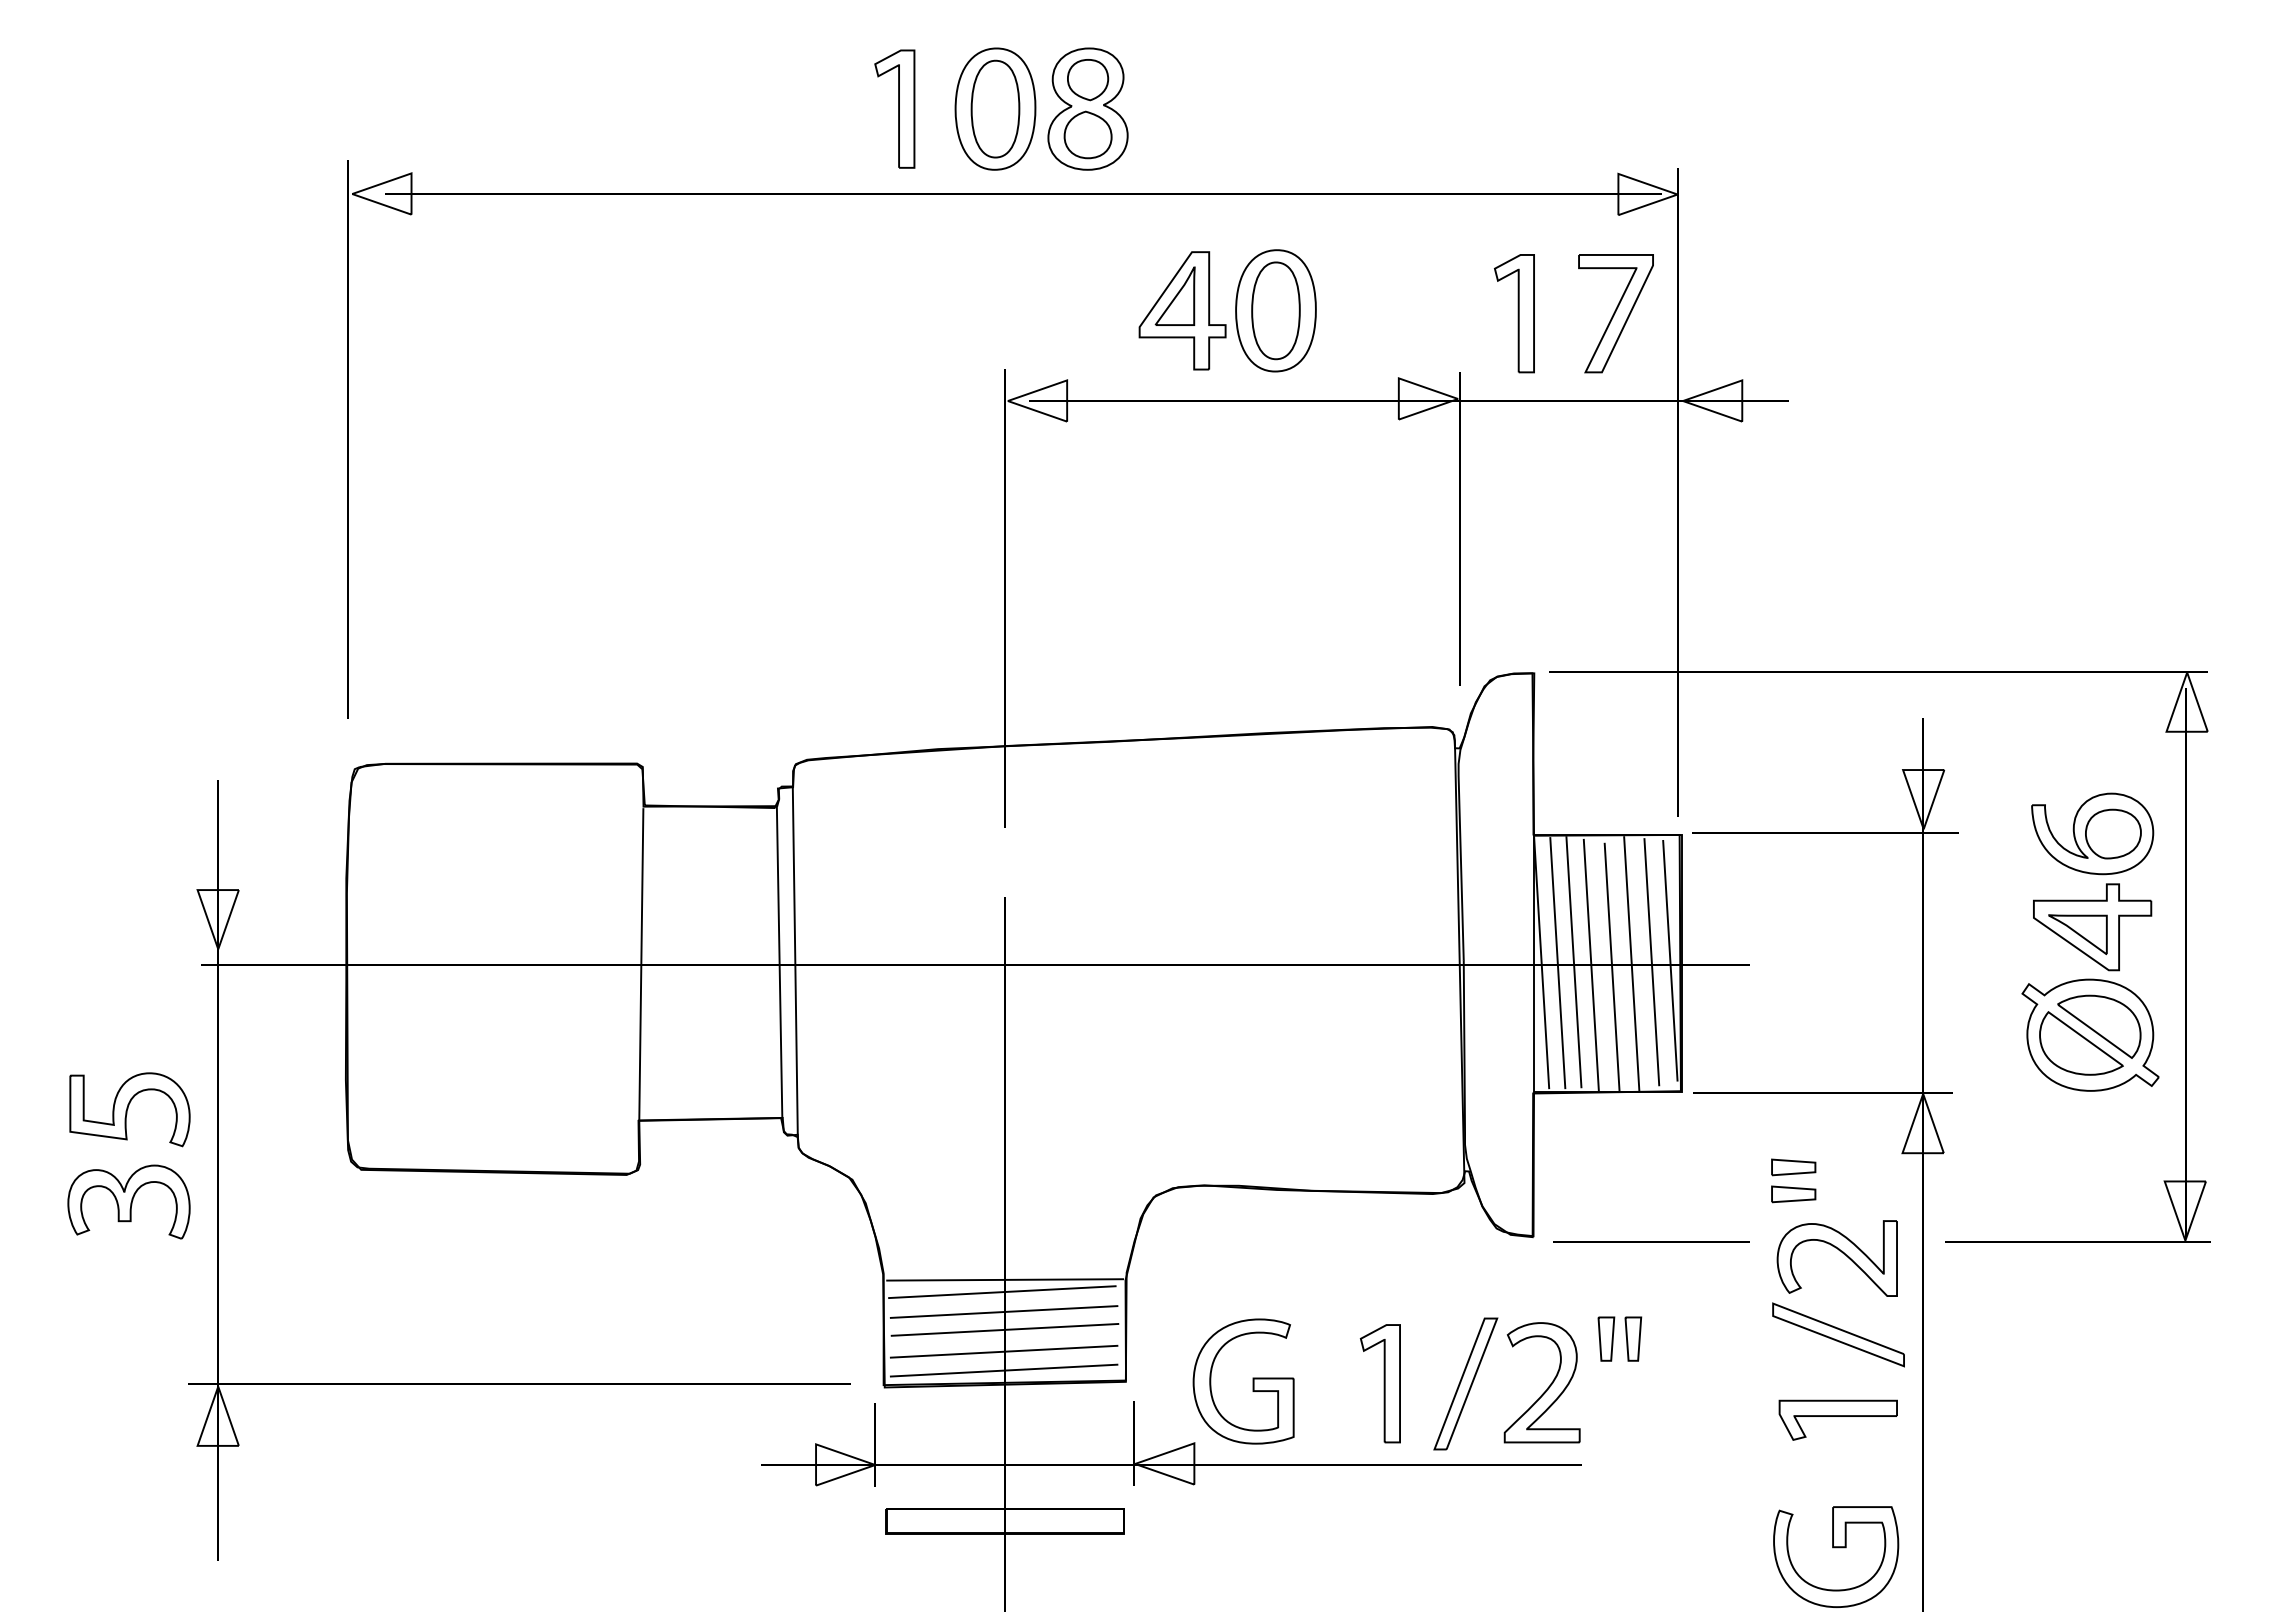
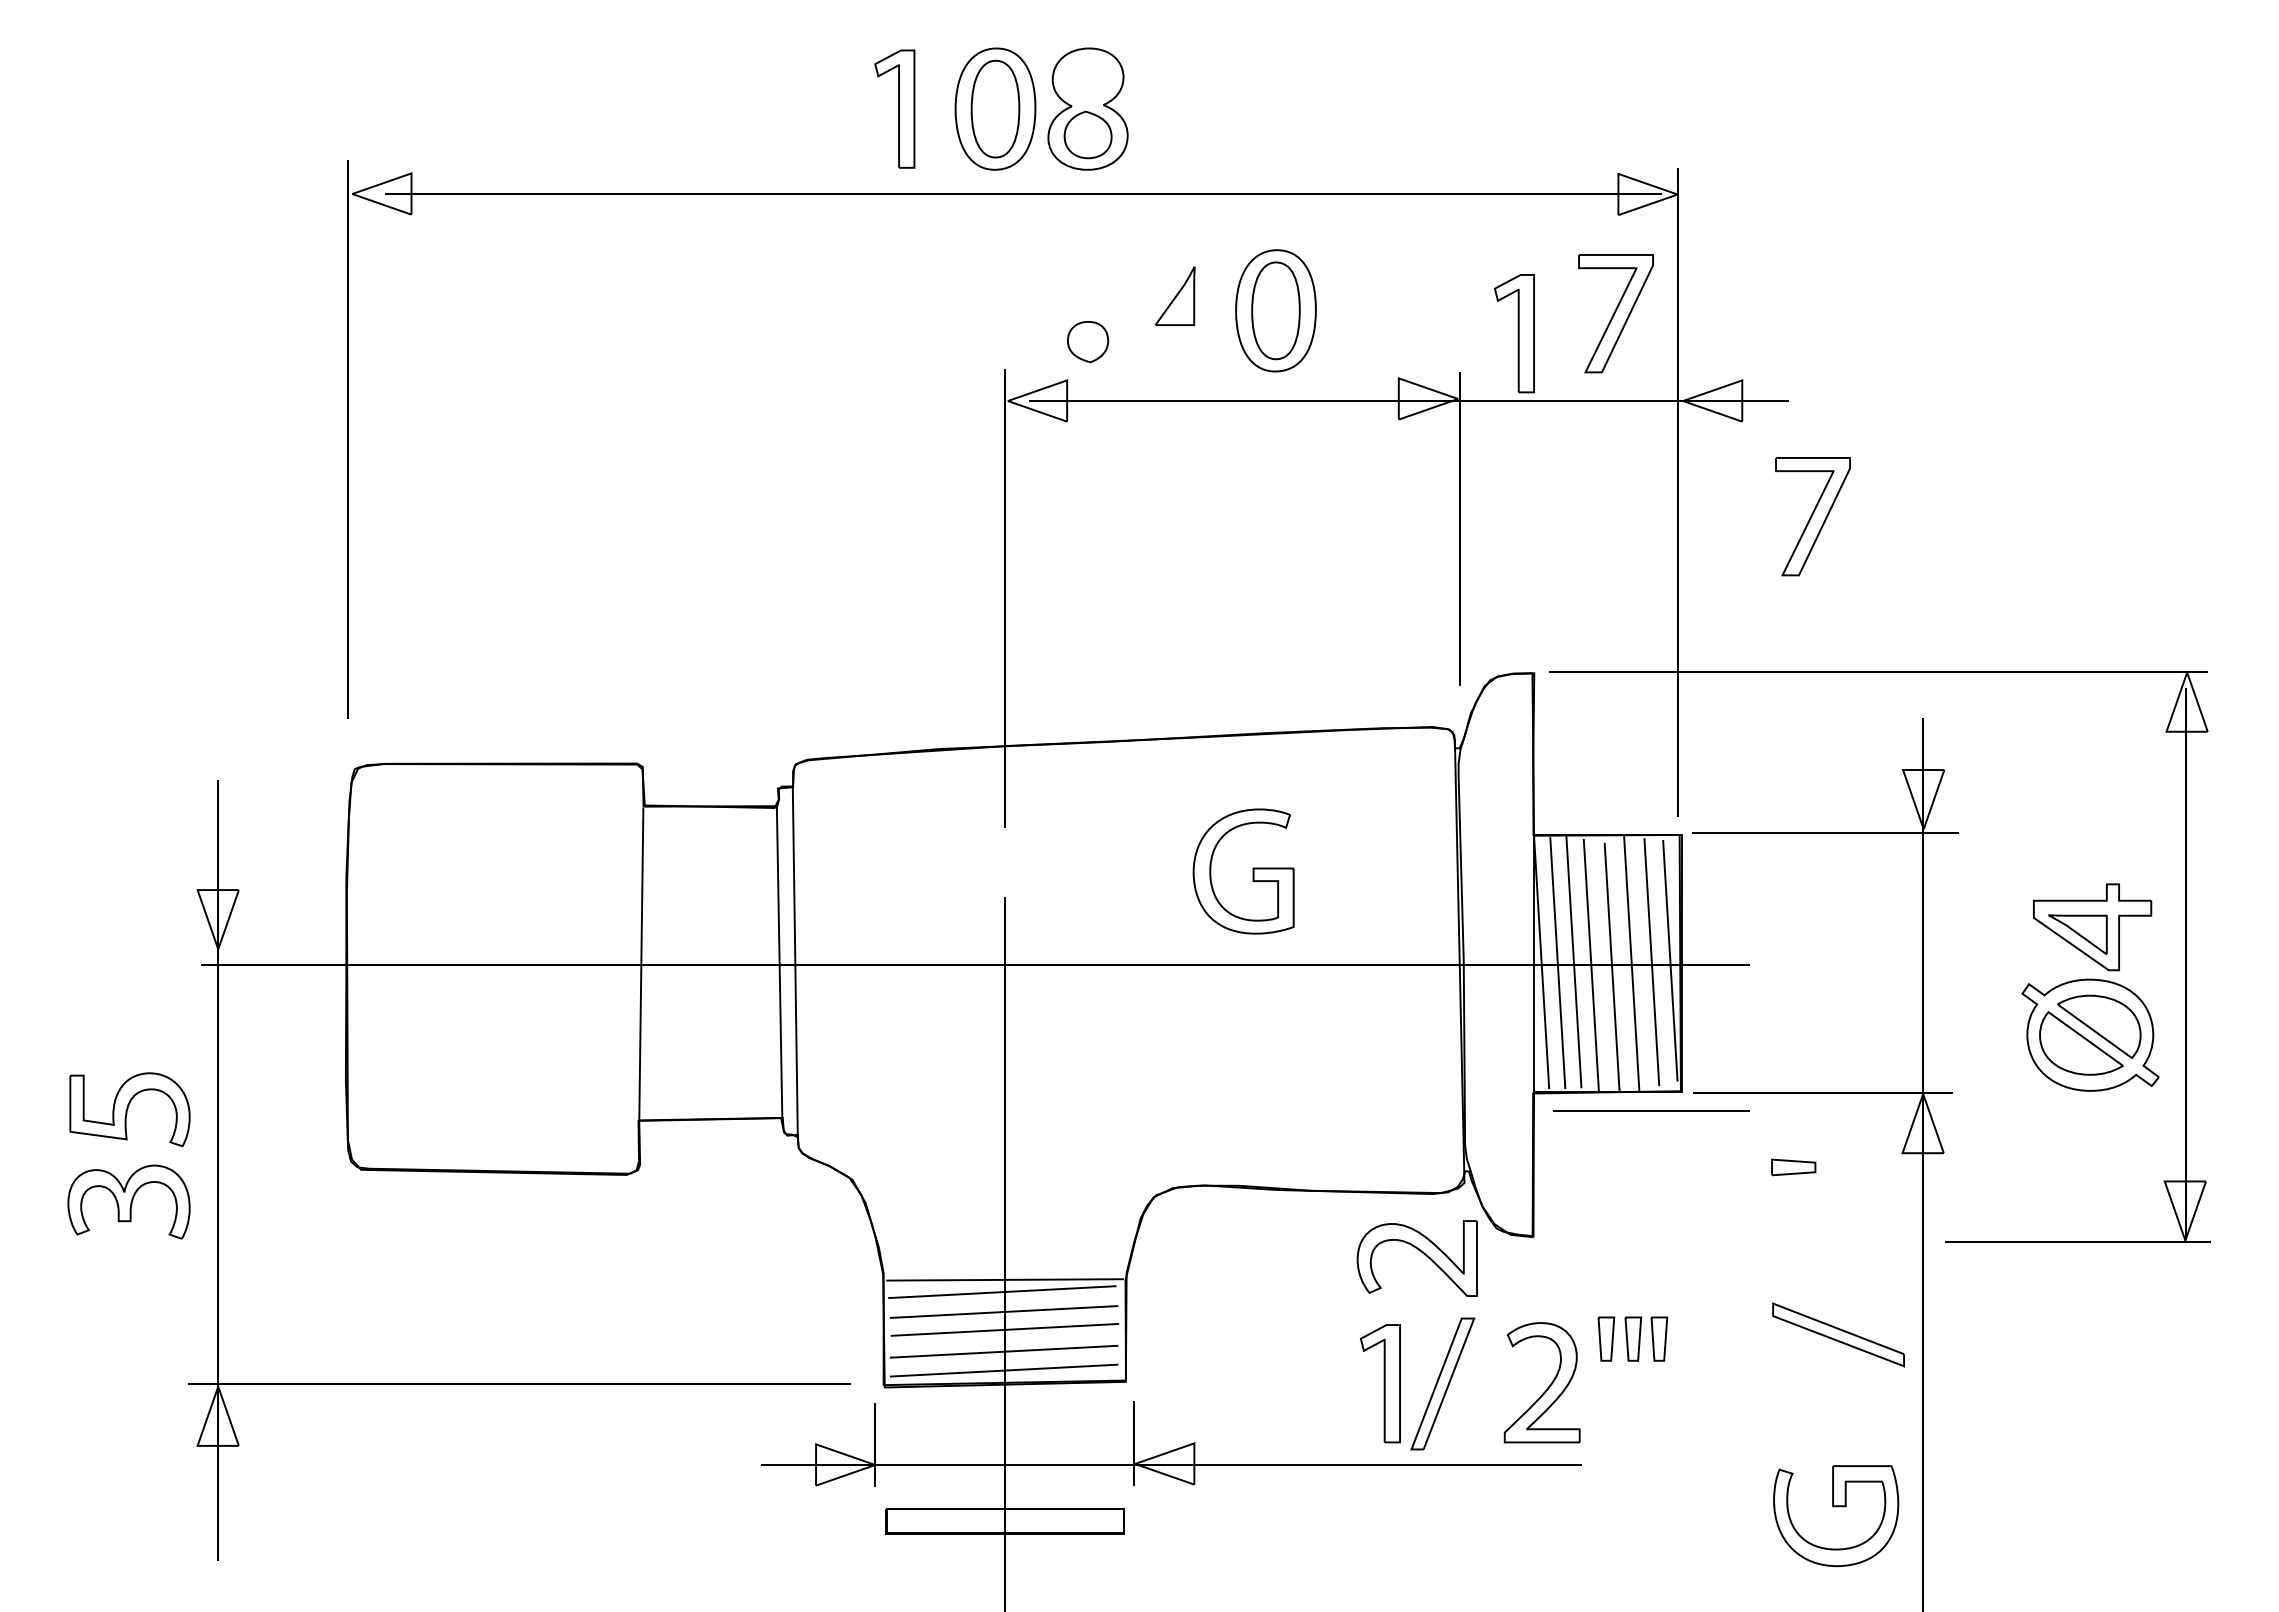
part position: (1088, 80) -> (1088, 342) (1088, 342)
part: present -> none (1182, 310)
part position: (1514, 313) -> (1514, 333) (1514, 333)
part: none -> present (1812, 516)
part: present -> none (2092, 833)
part: present -> none (1793, 1194)
line position: (1651, 1241) -> (1651, 1110) (1651, 1110)
part position: (1839, 1251) -> (1419, 1251) (1419, 1251)
part: none -> present (1659, 1338)
part position: (1252, 1381) -> (1252, 871) (1252, 871)
part position: (1465, 1383) -> (1442, 1383) (1442, 1383)
part: present -> none (1837, 1419)
part position: (1836, 1548) -> (1836, 1507) (1836, 1507)
